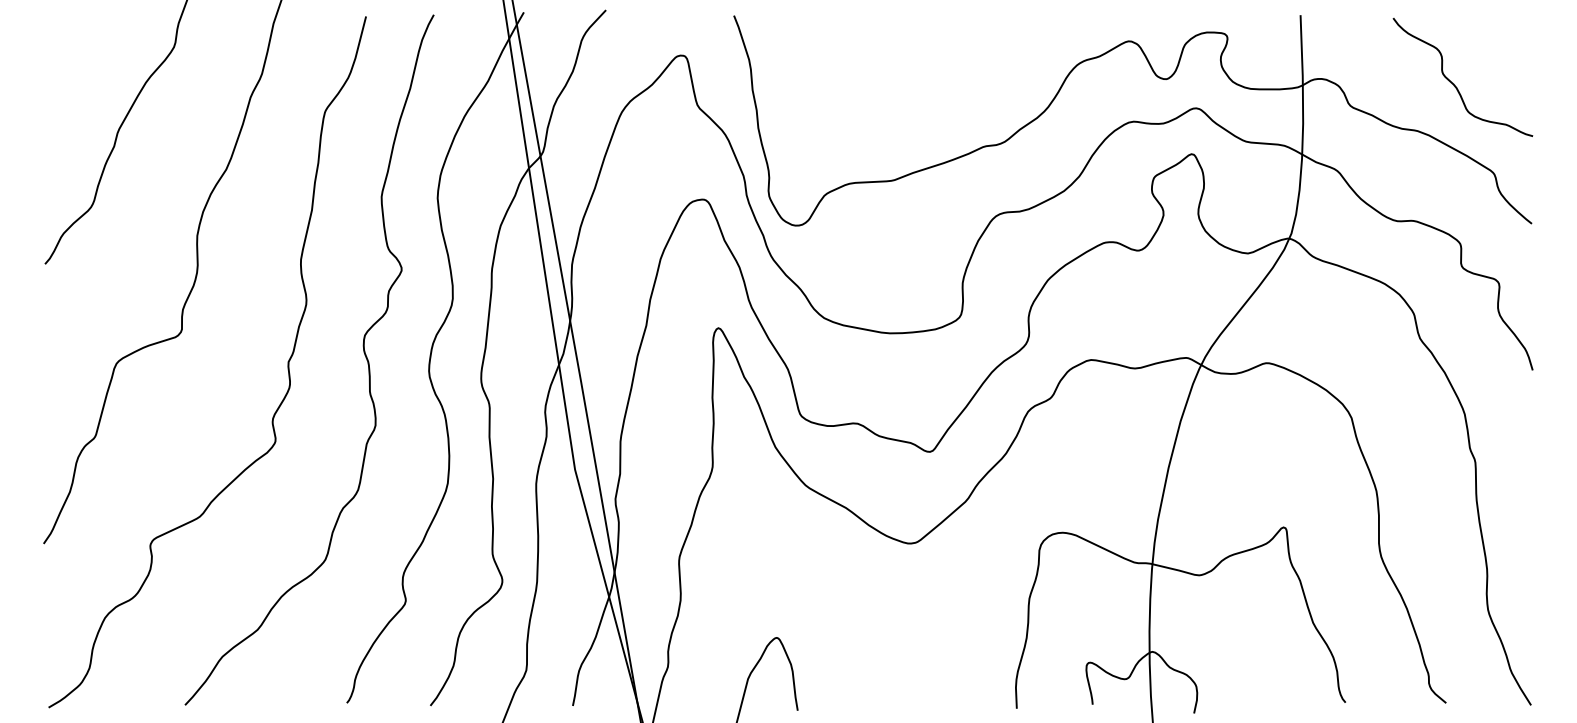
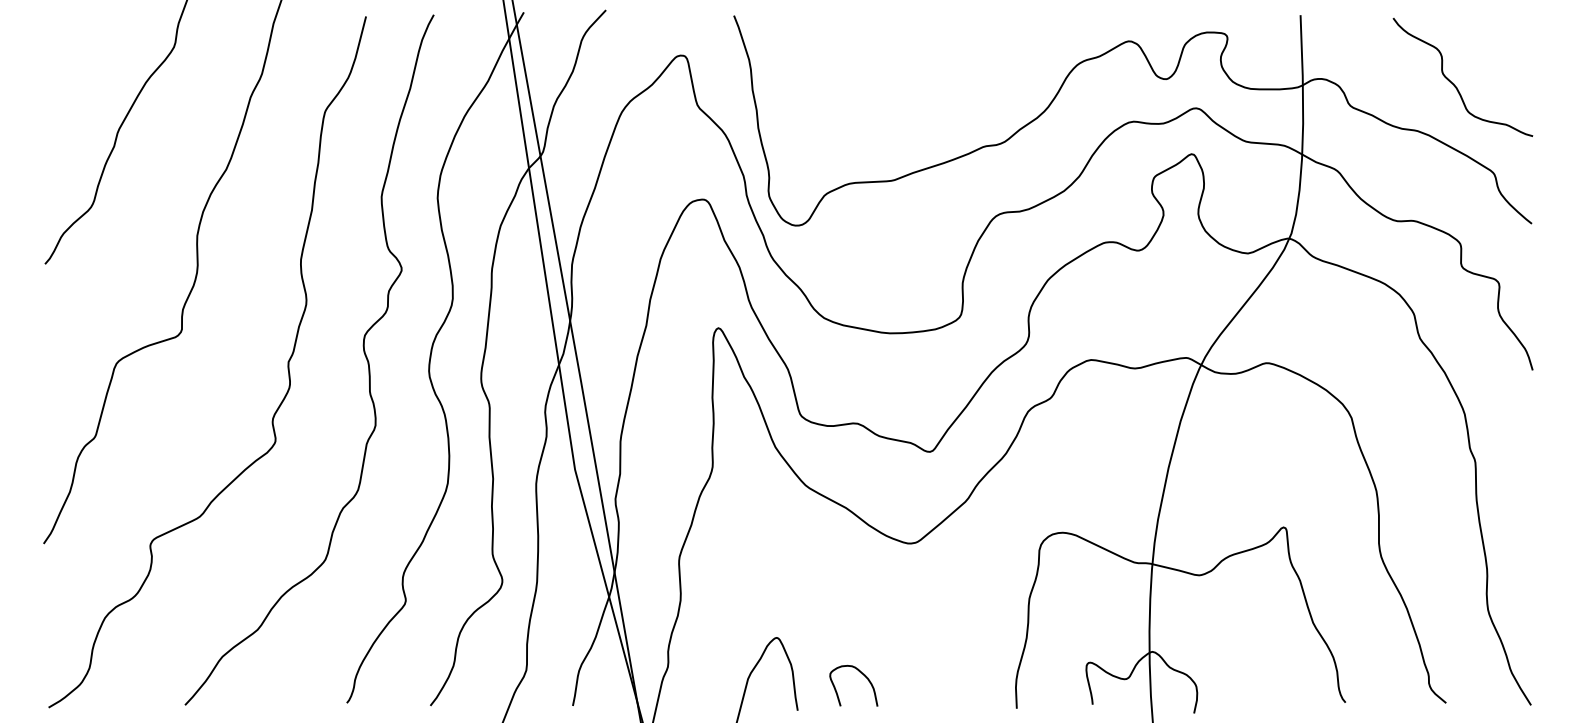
curve: none -> present (860, 673)
